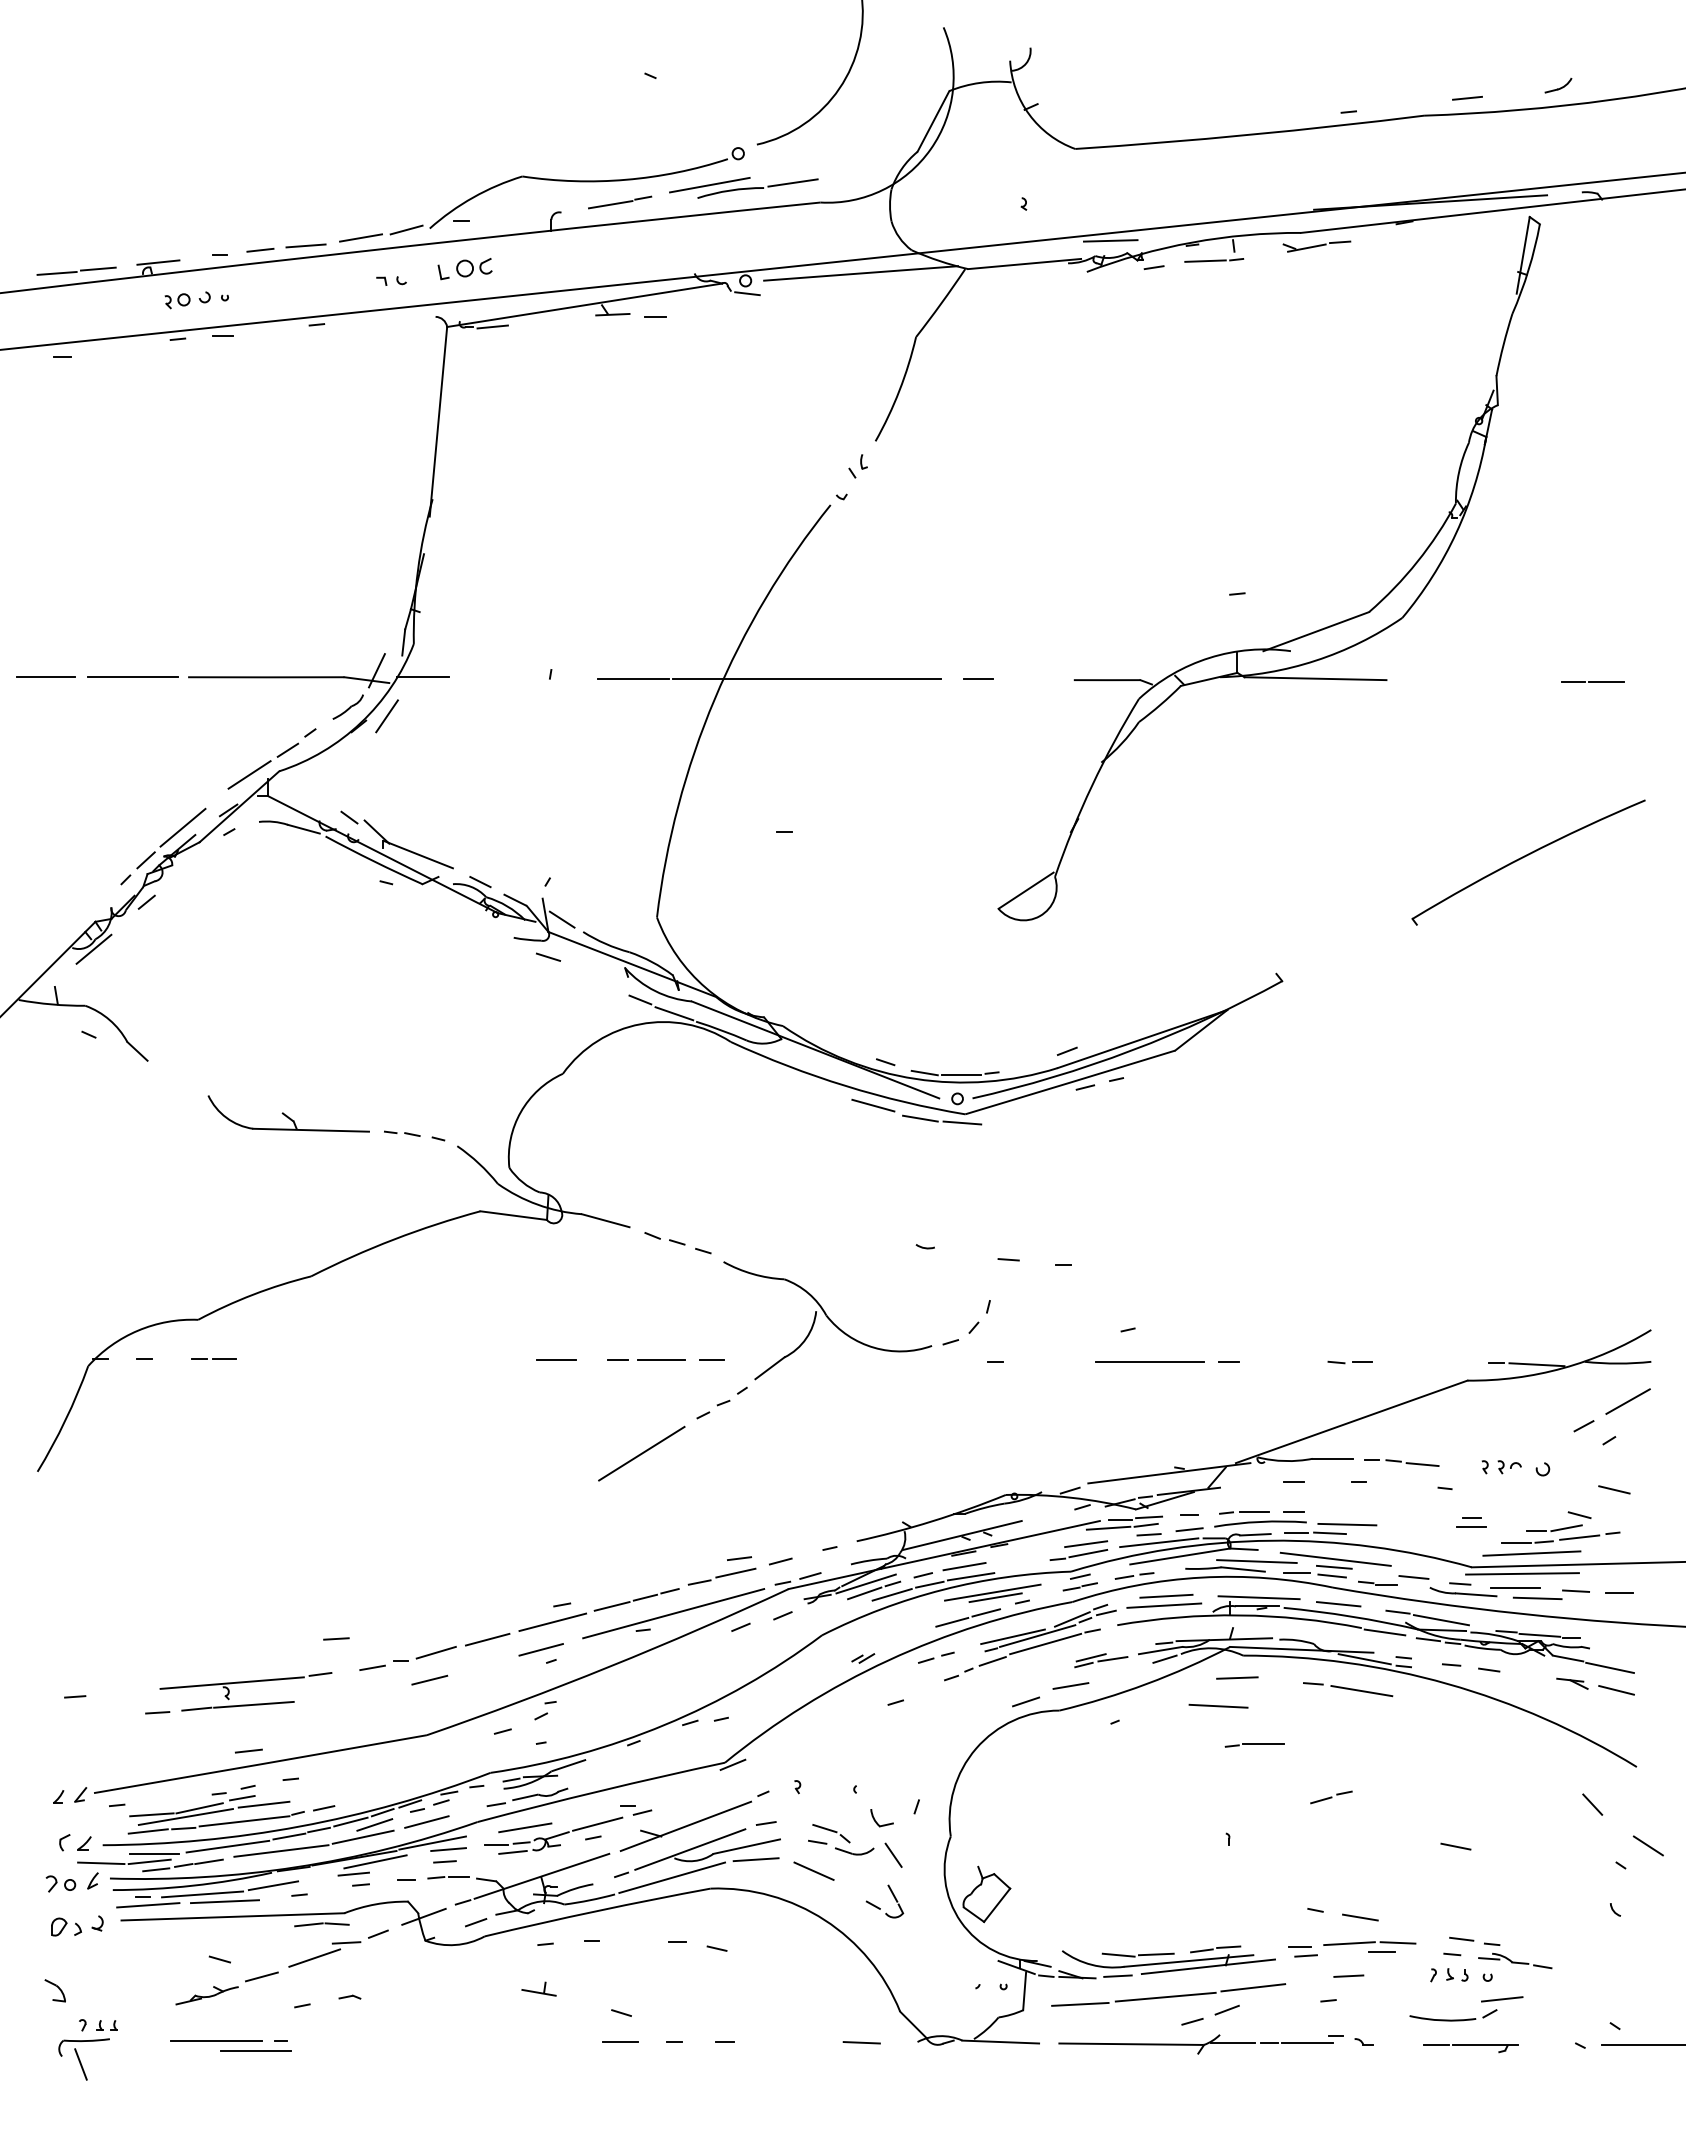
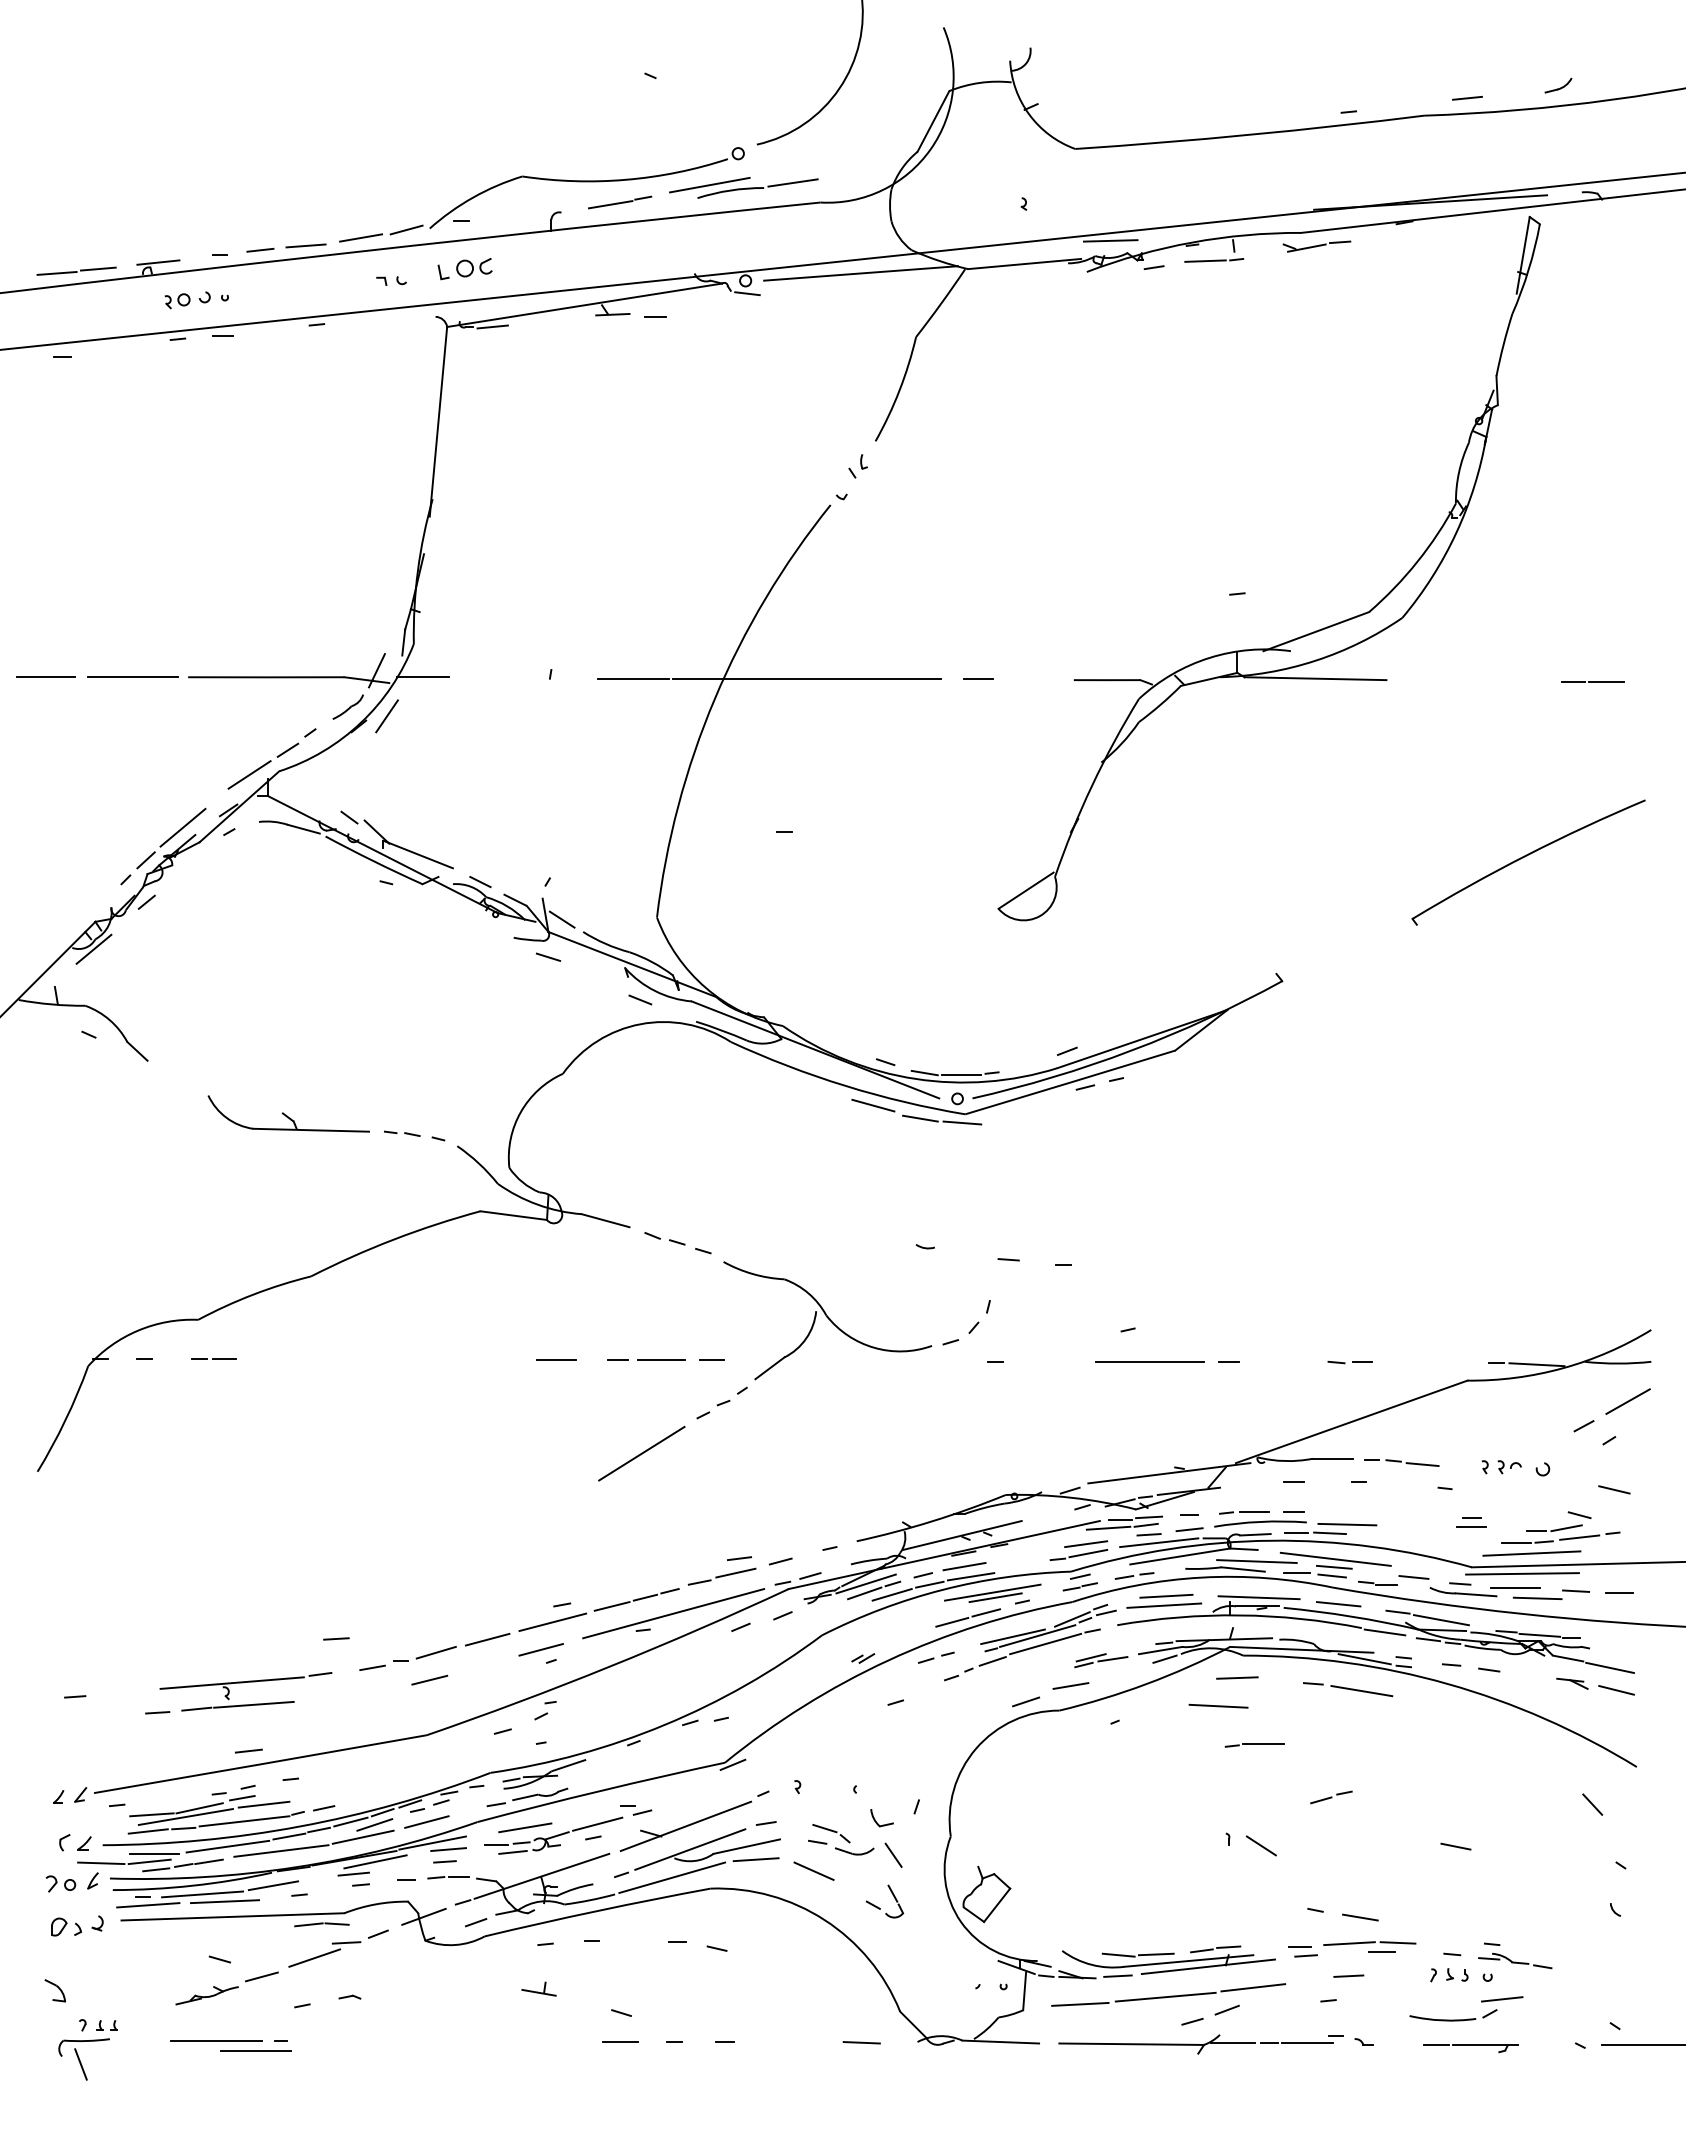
line: present -> none (674, 1013)
line position: (1647, 1845) -> (1260, 1845) (1260, 1845)
line: present -> none (1461, 1938)
